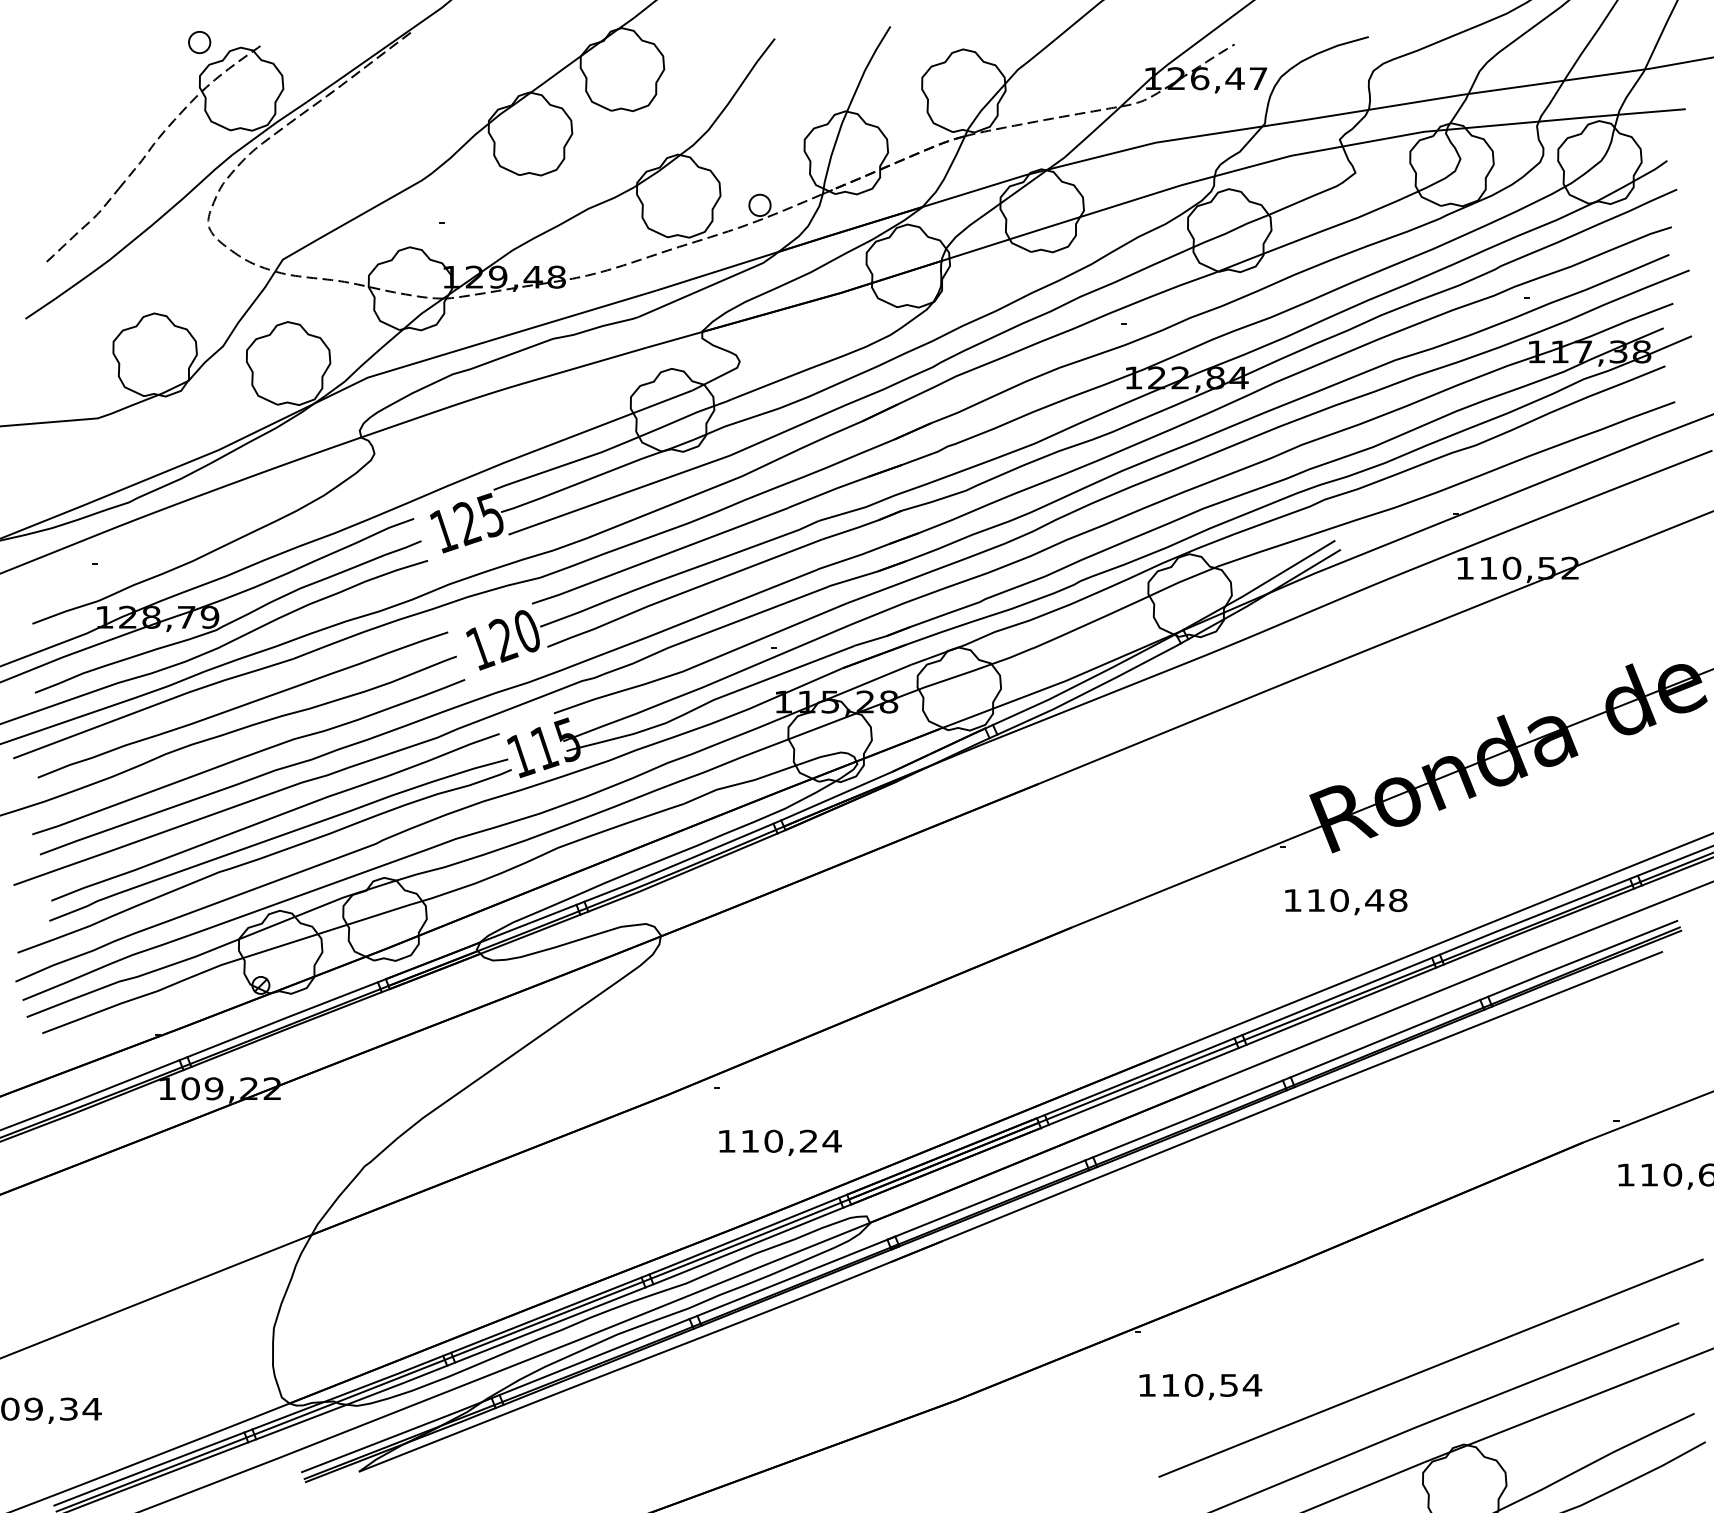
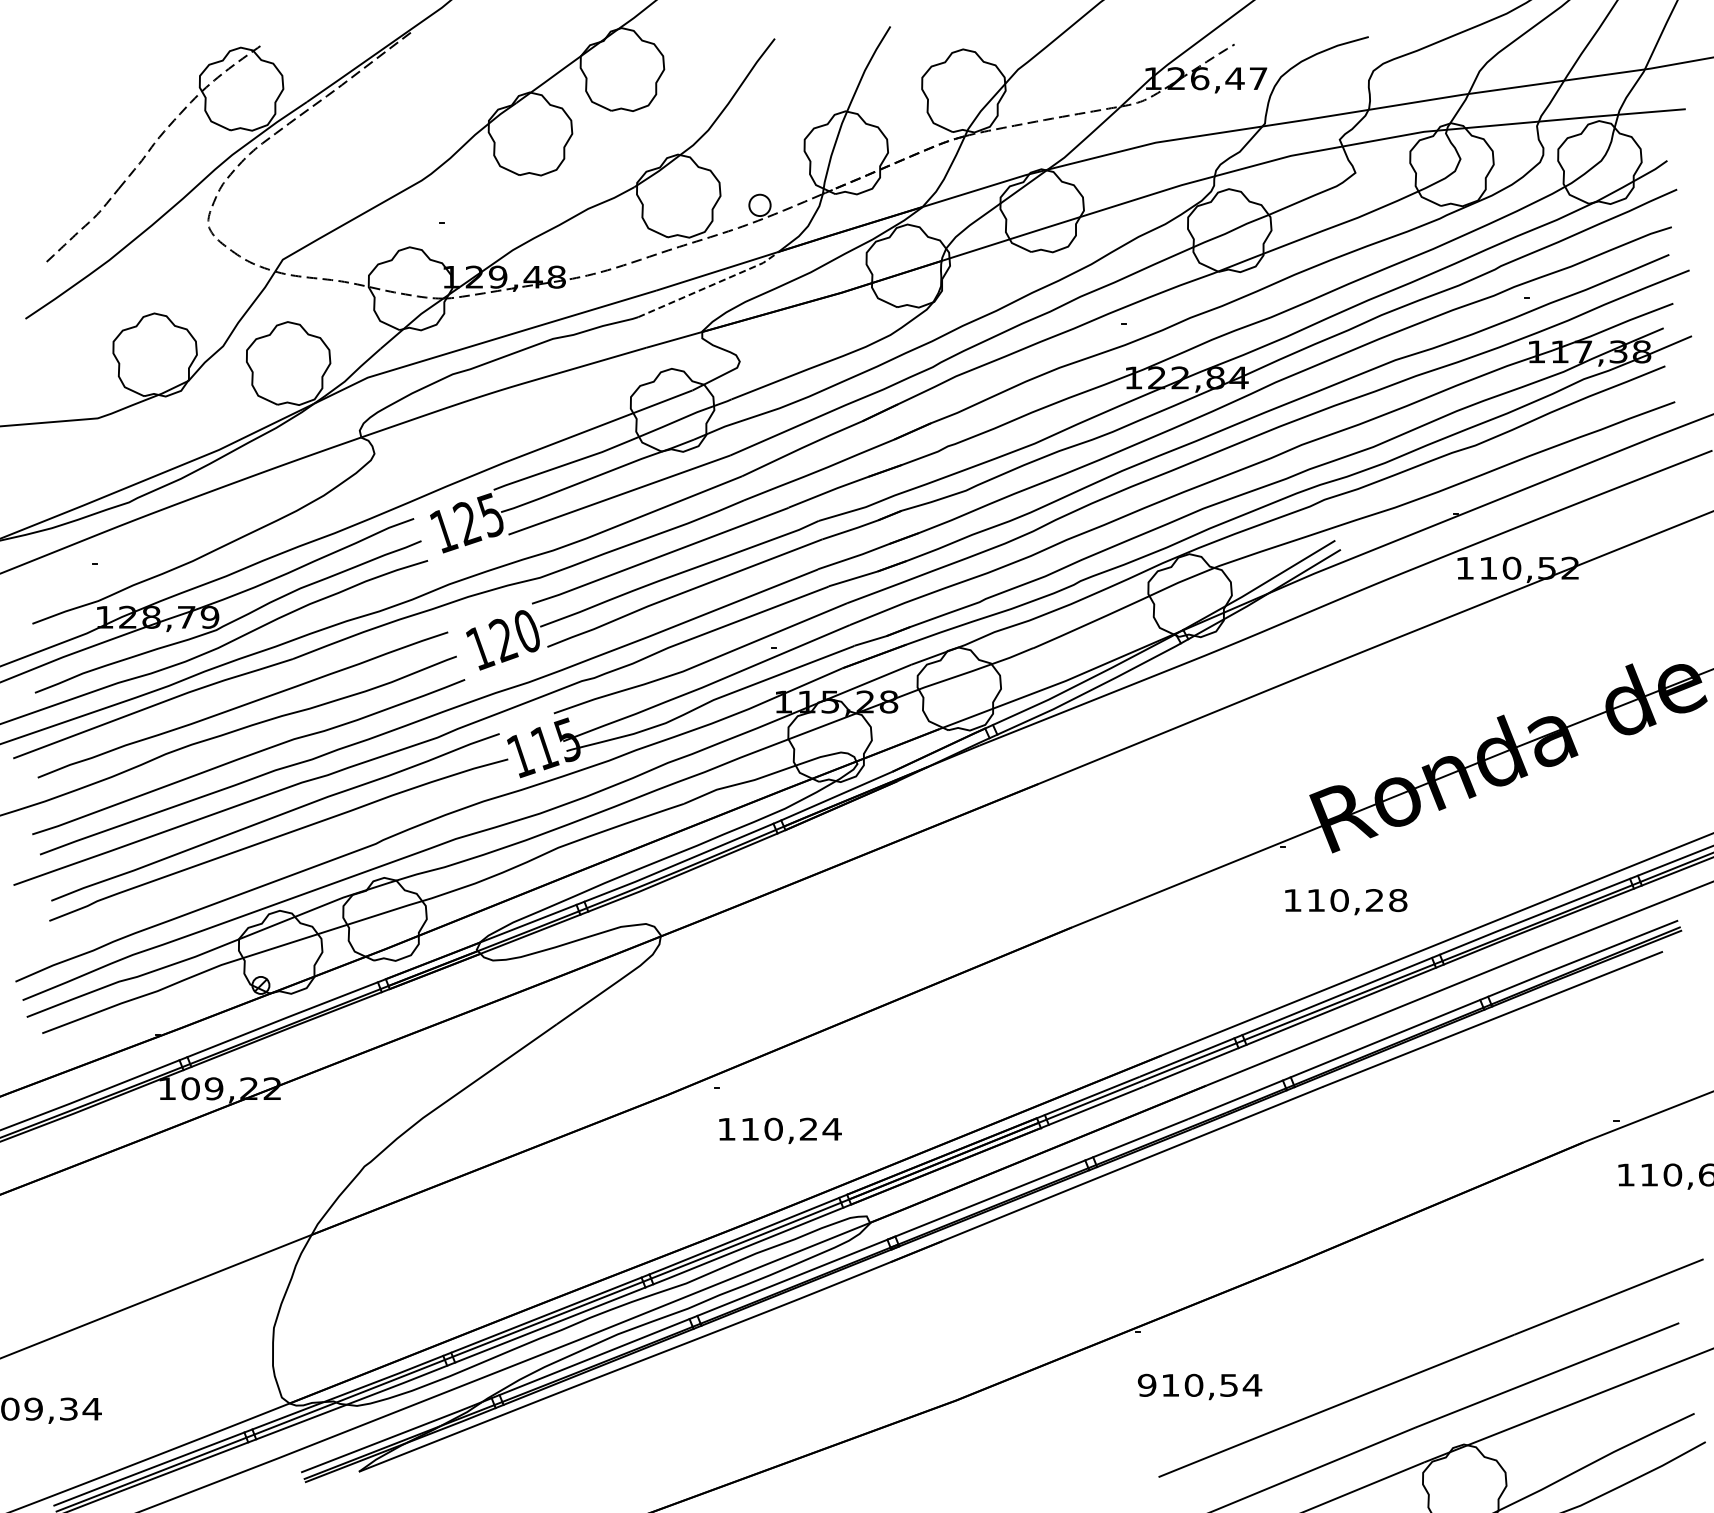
part: present -> none (199, 42)
line: solid -> dashed (711, 285)
curve: present -> none (264, 858)
text: 110,48 -> 110,28 (1374, 900)
text position: (780, 1142) -> (780, 1130) (780, 1130)
text: 110,54 -> 910,54 (1146, 1384)
